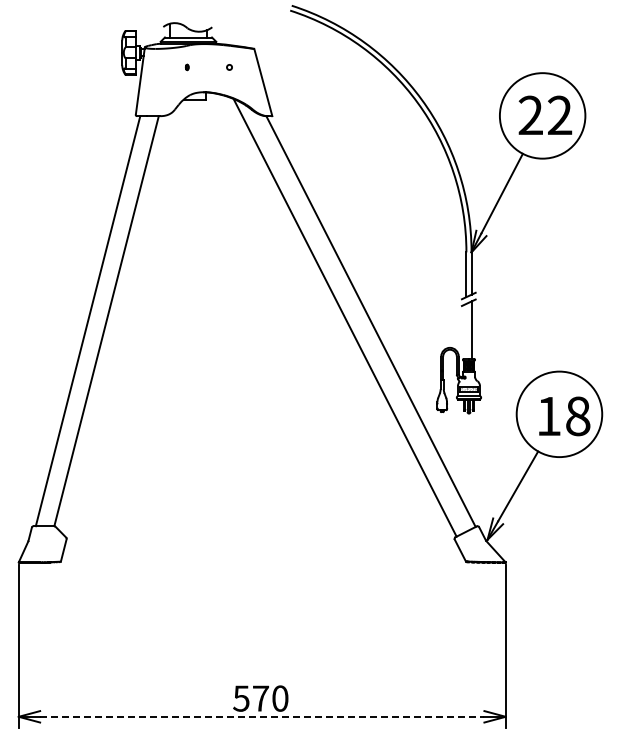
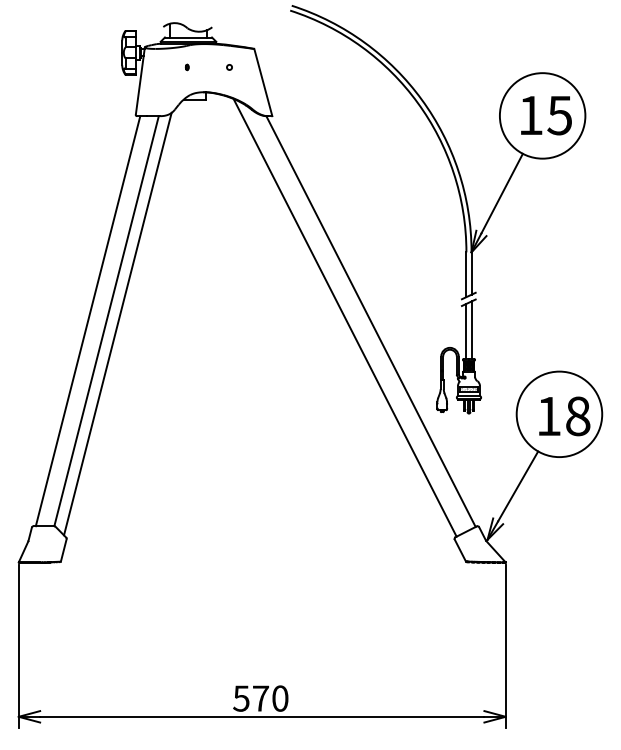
text: 22 -> 15 (545, 115)
line: none -> present (117, 323)
line: none -> present (466, 330)
line: dashed -> solid (262, 716)
